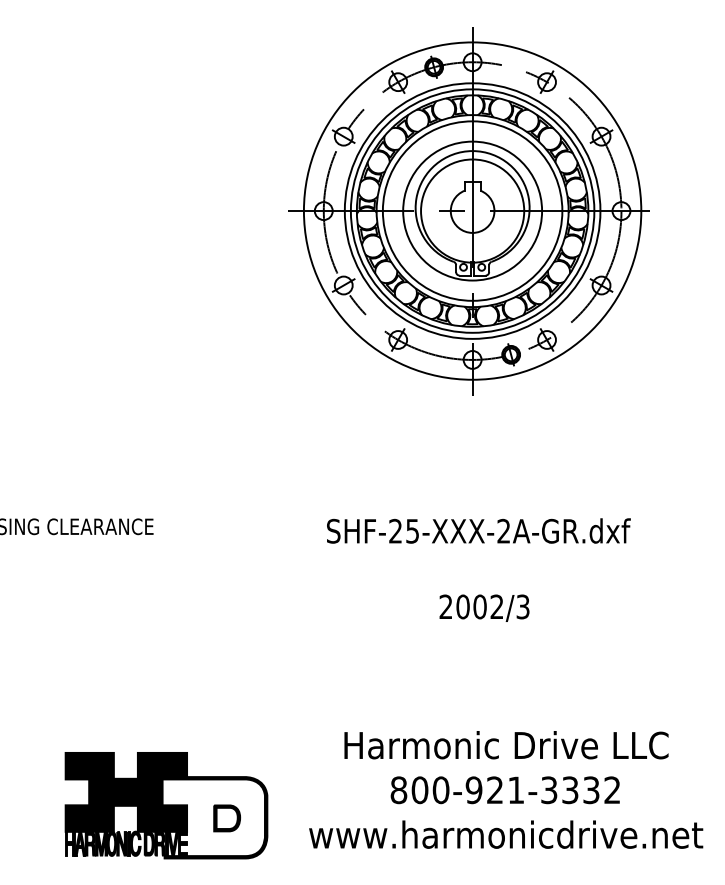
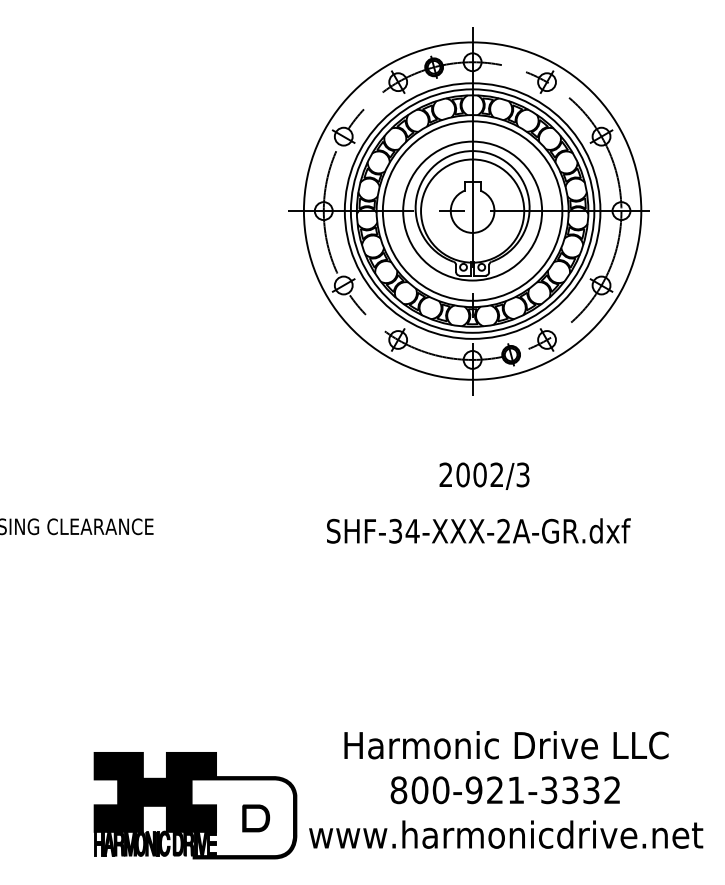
text: SHF-25-XXX-2A-GR.dxf -> SHF-34-XXX-2A-GR.dxf (404, 531)
text position: (484, 607) -> (484, 475) (484, 475)
part position: (166, 805) -> (195, 805) (195, 805)
